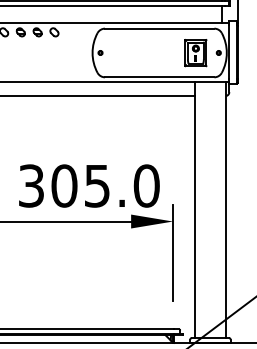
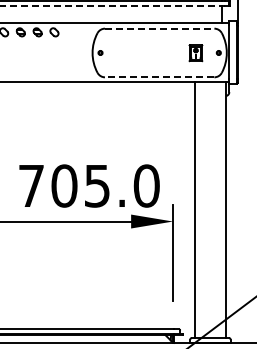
line: solid -> dashed (113, 5)
line: solid -> dashed (159, 28)
part size: 24x29 px -> 16x19 px (195, 53)
line: solid -> dashed (159, 77)
line: present -> none (98, 96)
text: 305.0 -> 705.0 (31, 185)
